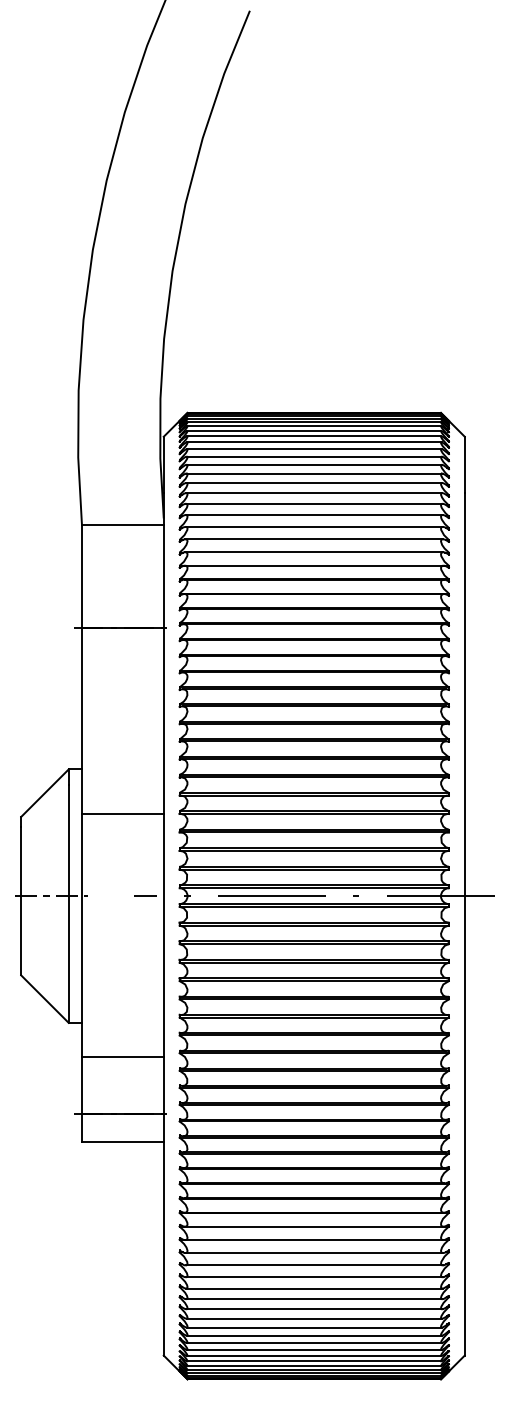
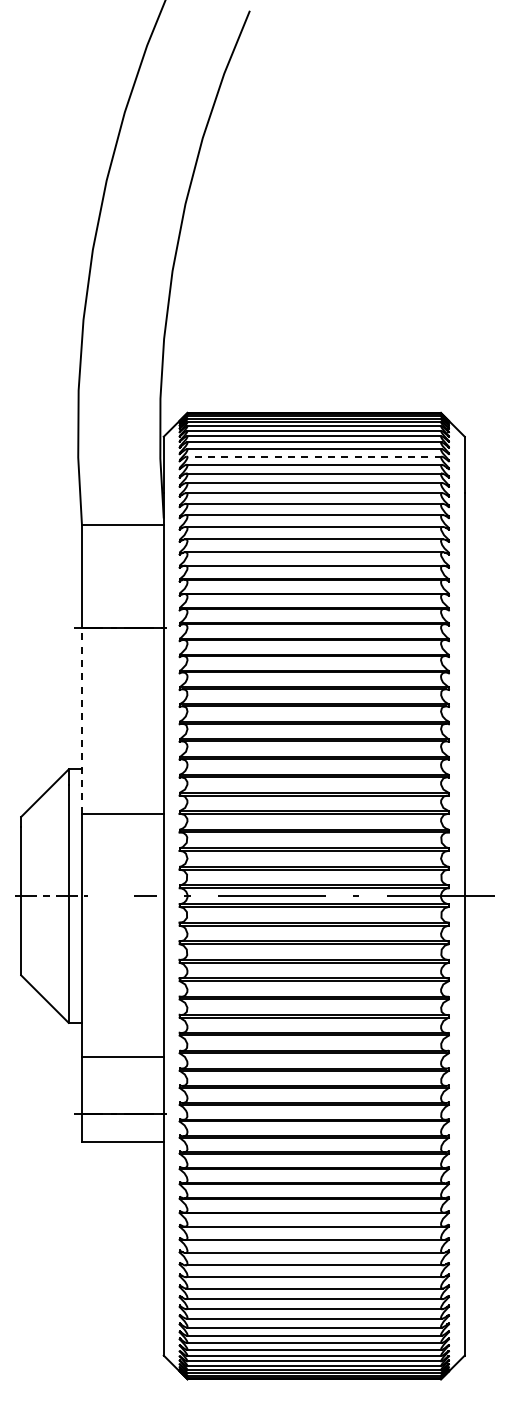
line: solid -> dashed (313, 456)
line: solid -> dashed (81, 721)
